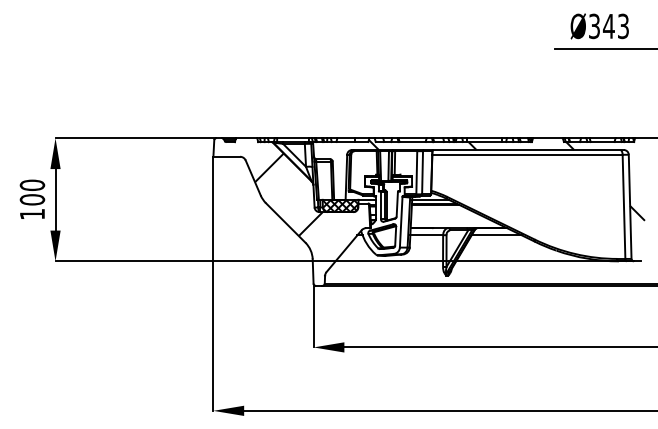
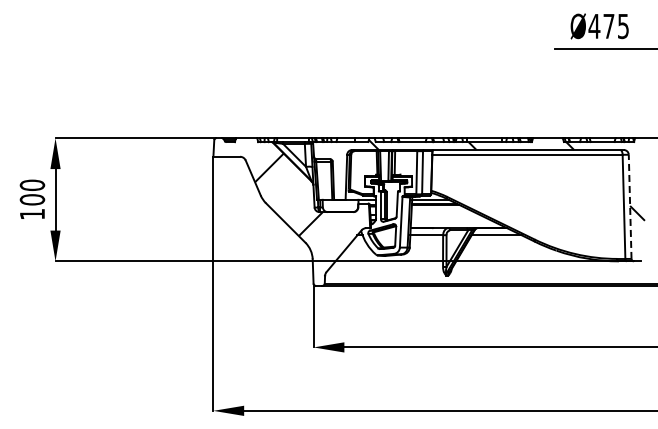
text: Ø343 -> Ø475 (608, 26)
hatch: present -> none (340, 205)
line: solid -> dashed (630, 206)
